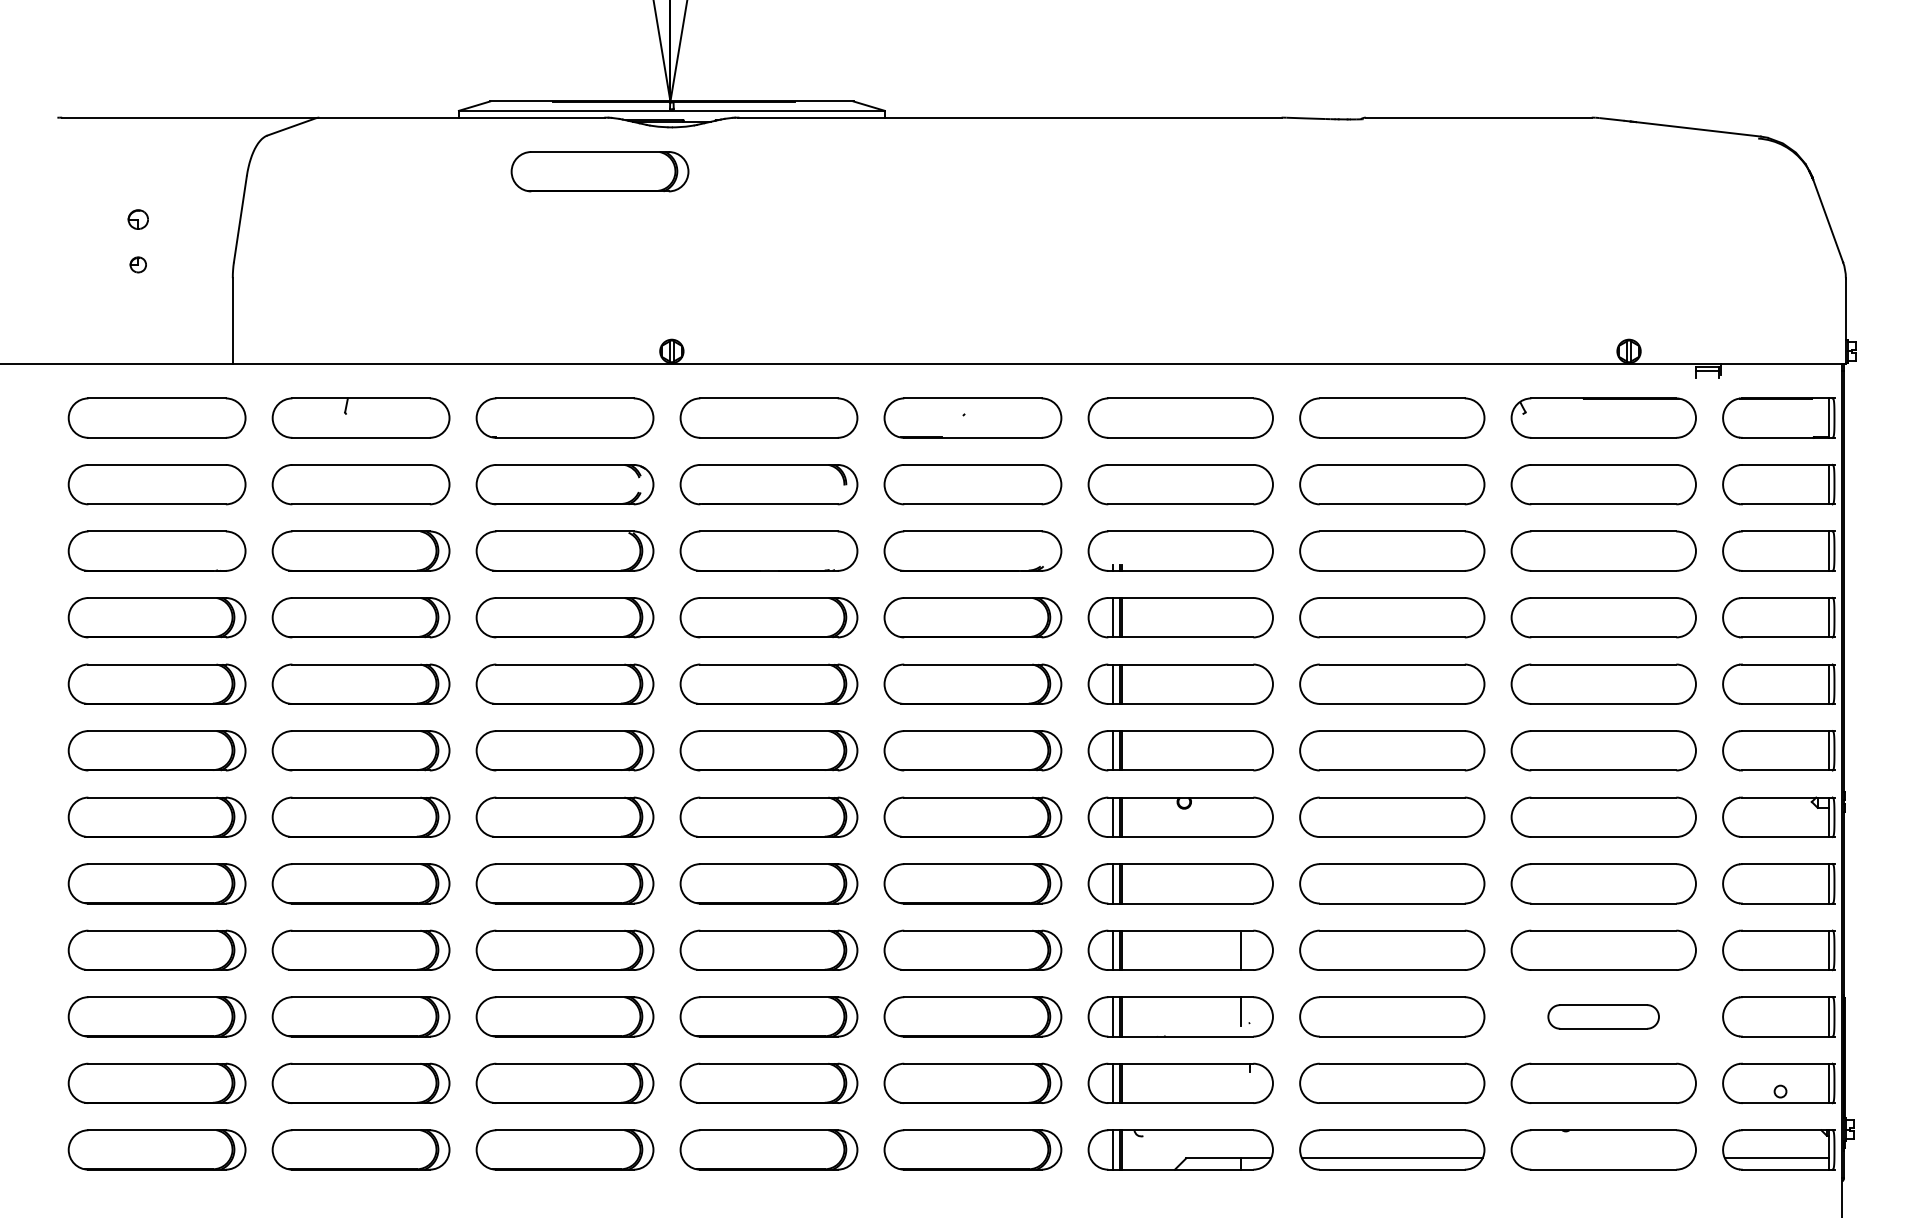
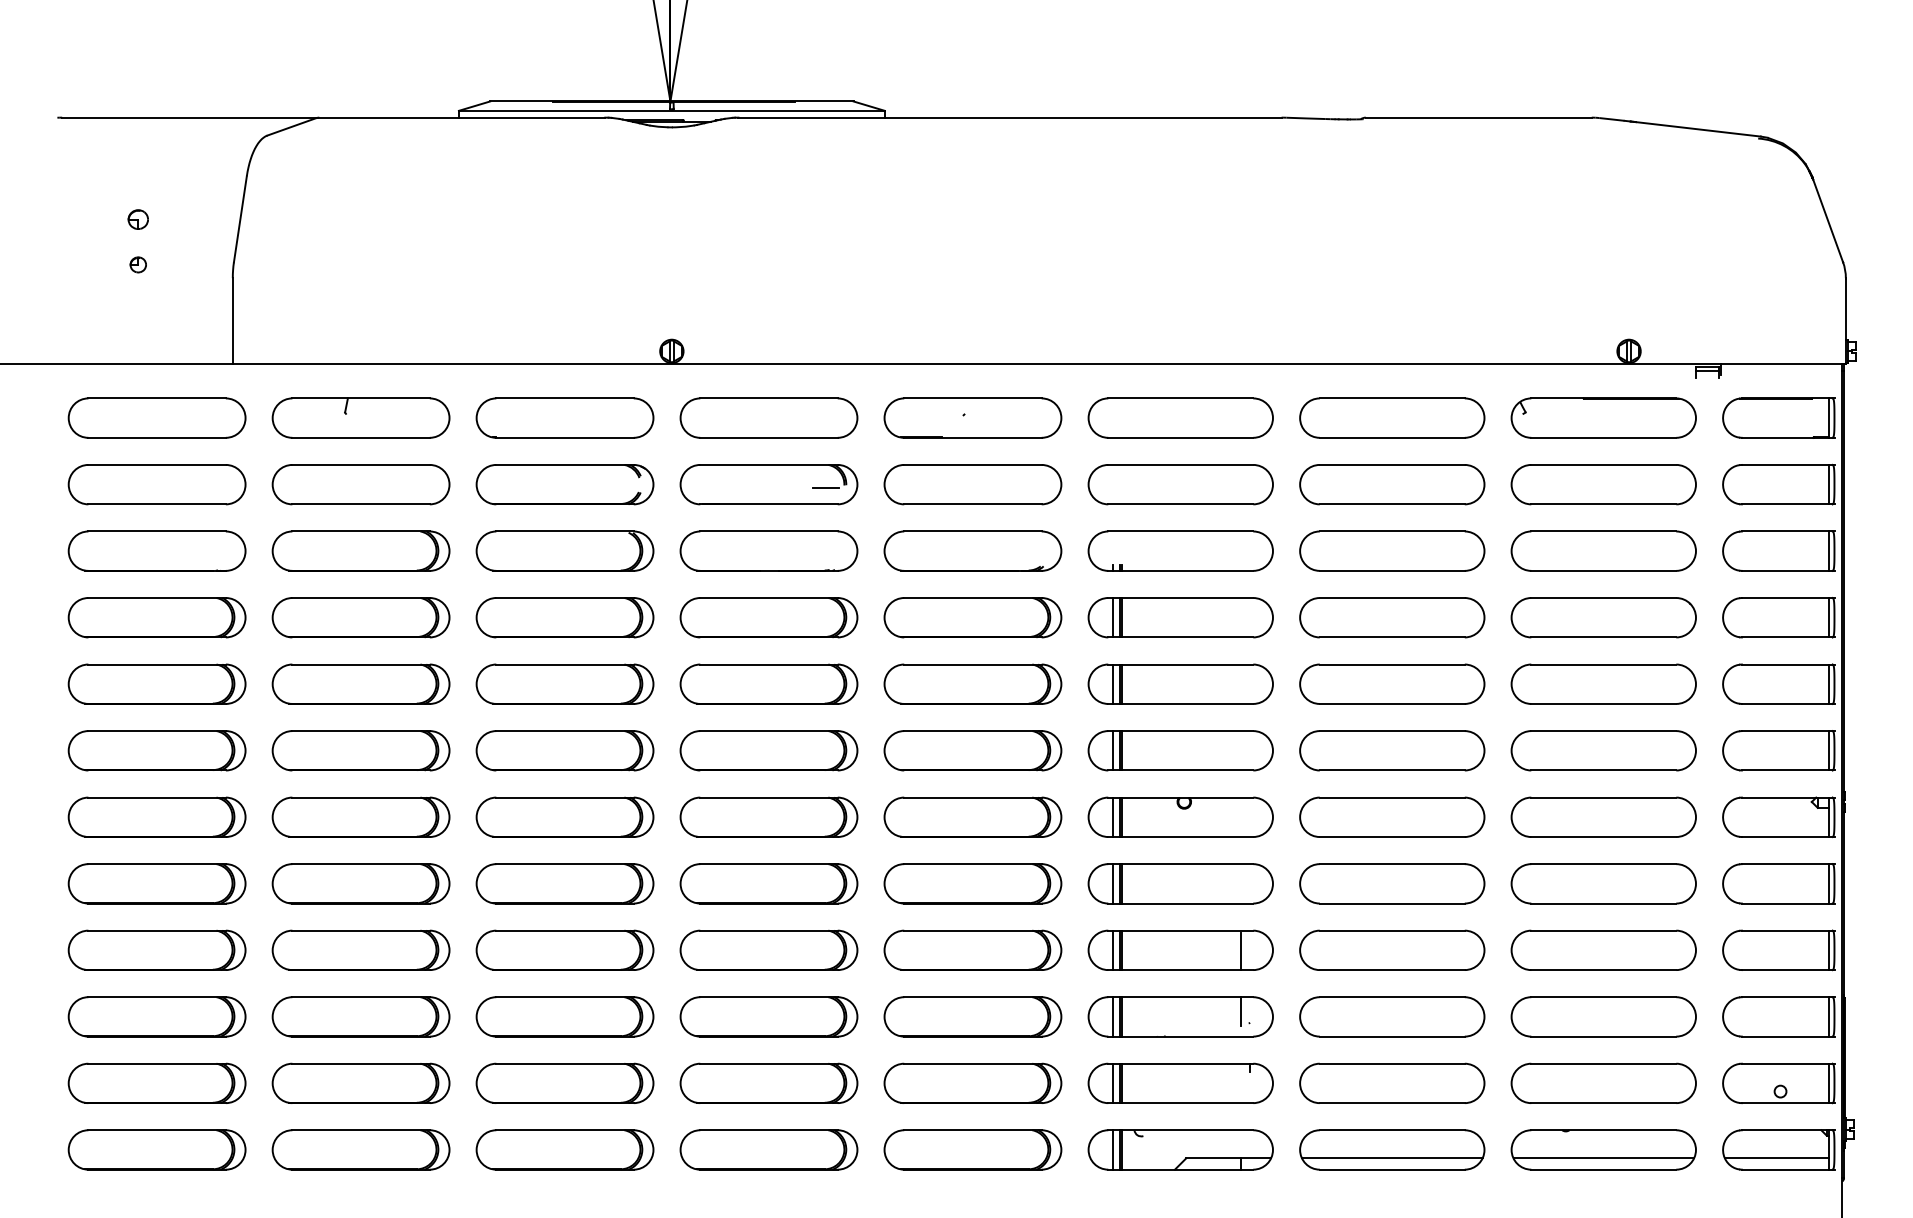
part: present -> none (599, 171)
line: none -> present (826, 488)
part size: 113x26 px -> 187x42 px (1603, 1016)
line: none -> present (1603, 1158)
